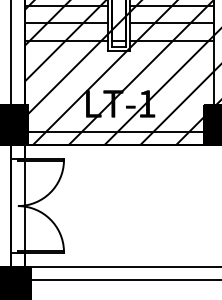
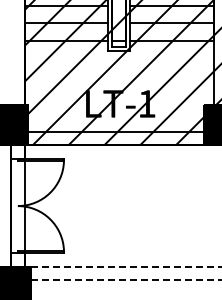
line: present -> none (11, 53)
line: solid -> dashed (126, 266)
line: solid -> dashed (127, 280)
